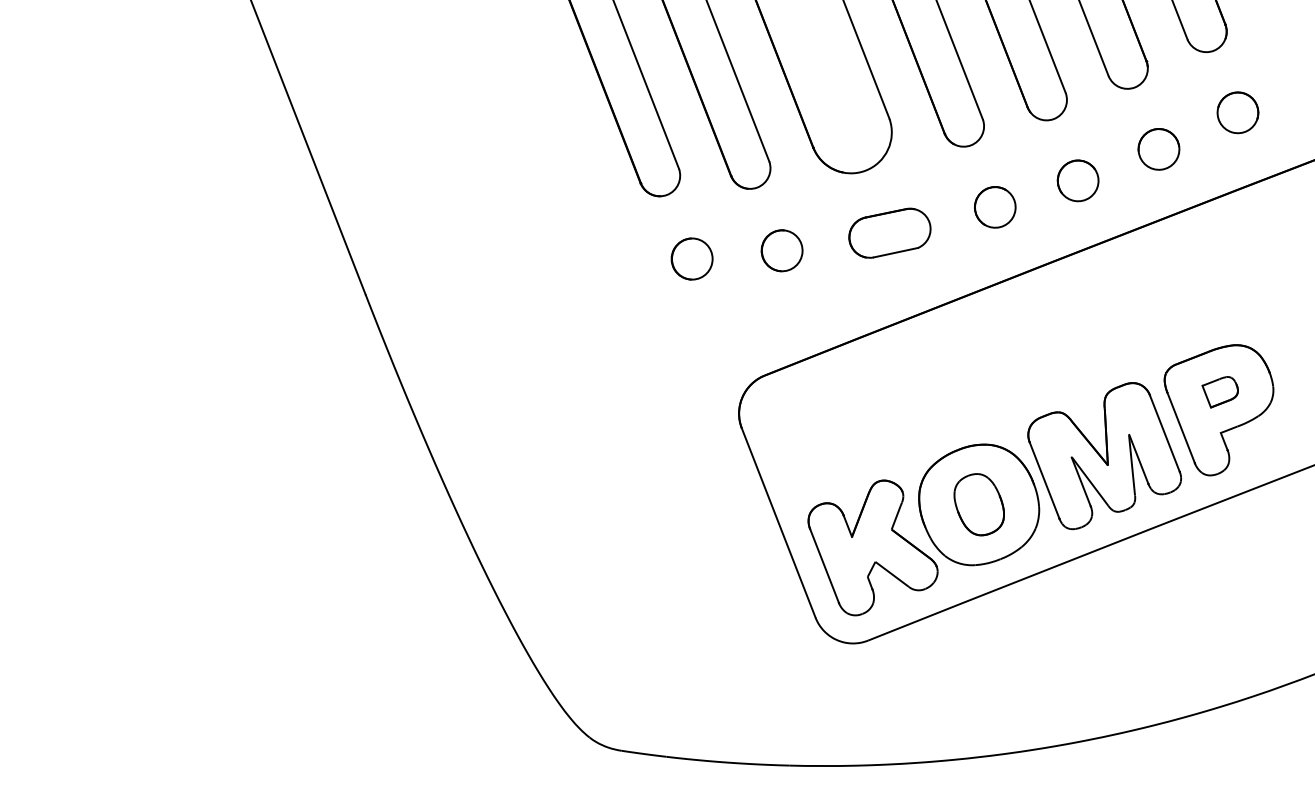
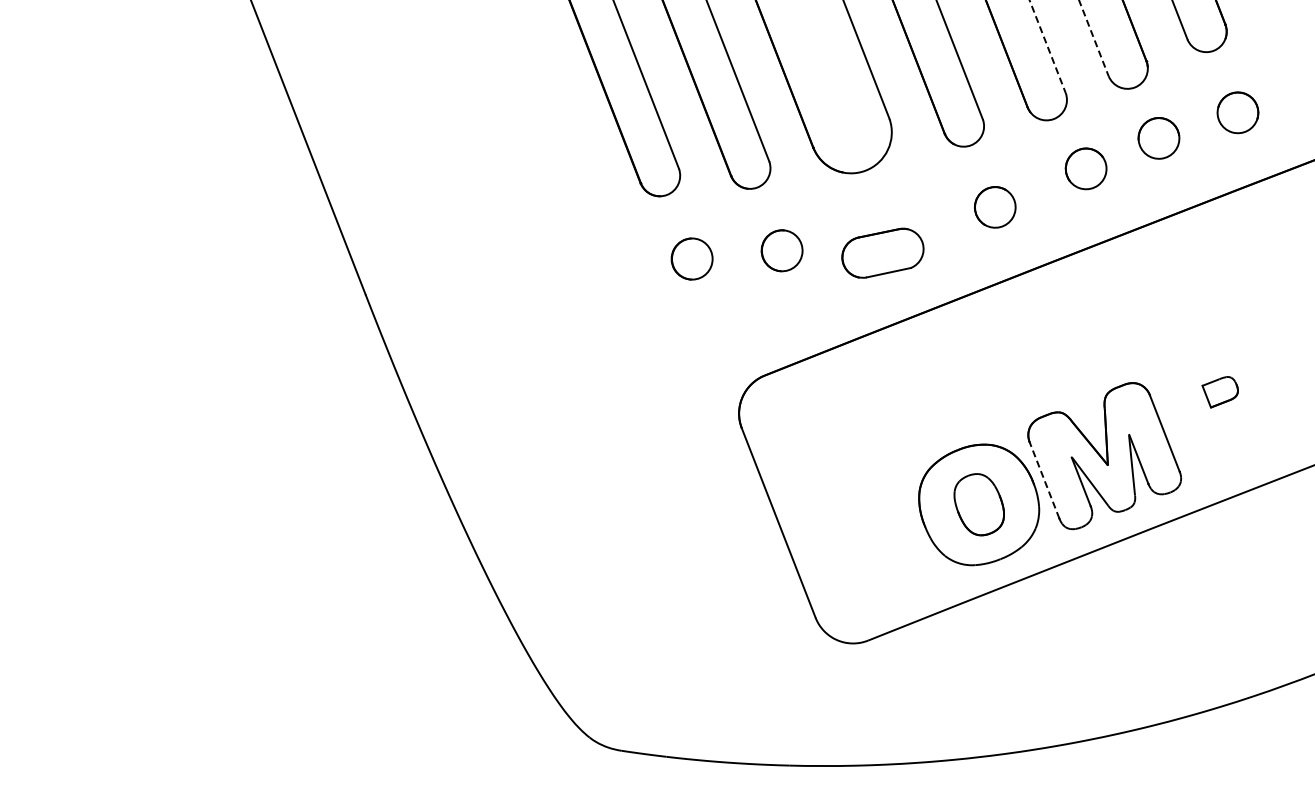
line: solid -> dashed (1094, 38)
line: solid -> dashed (1047, 47)
part position: (1158, 149) -> (1158, 138) (1158, 138)
part position: (1077, 180) -> (1085, 168) (1085, 168)
part position: (889, 232) -> (882, 252) (882, 252)
part: present -> none (1218, 410)
line: solid -> dashed (1044, 480)
part: present -> none (872, 547)
